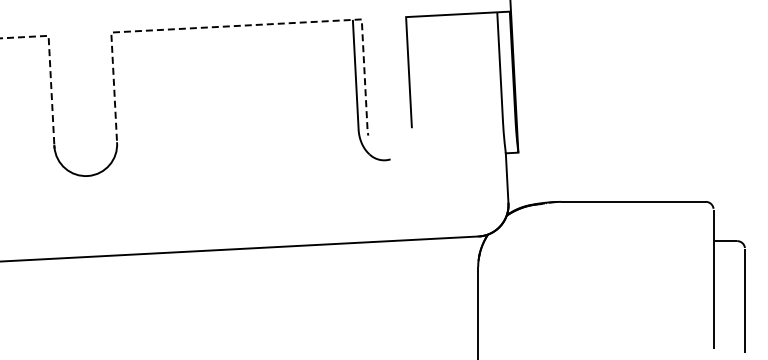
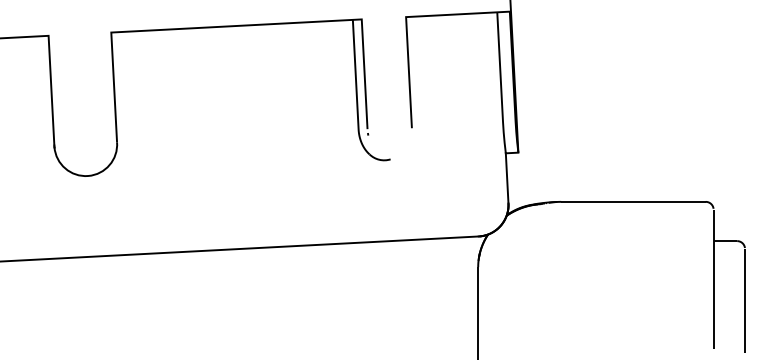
line: dashed -> solid (236, 26)
line: dashed -> solid (50, 66)
